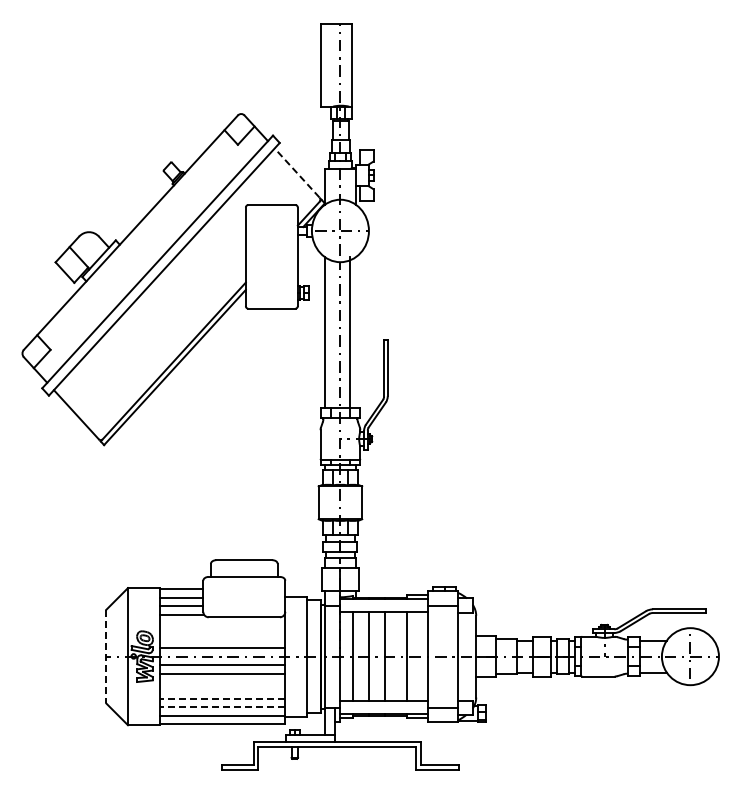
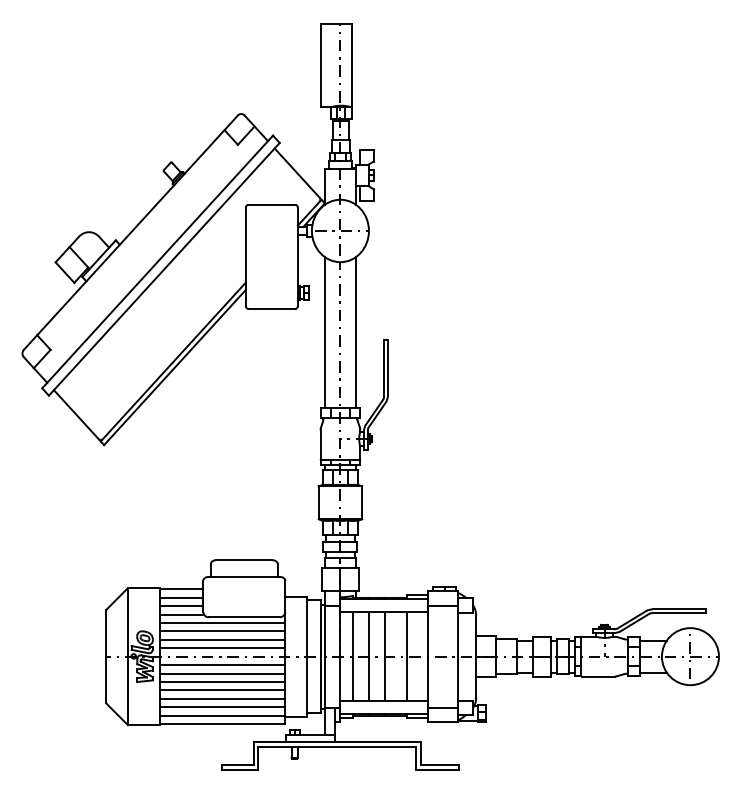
line: dashed -> solid (296, 172)
line position: (350, 332) -> (356, 332) (356, 332)
line: none -> present (222, 622)
line: none -> present (222, 631)
line: none -> present (222, 639)
line: dashed -> solid (106, 656)
line: none -> present (222, 681)
line: none -> present (222, 690)
line: dashed -> solid (222, 698)
line: dashed -> solid (222, 707)
